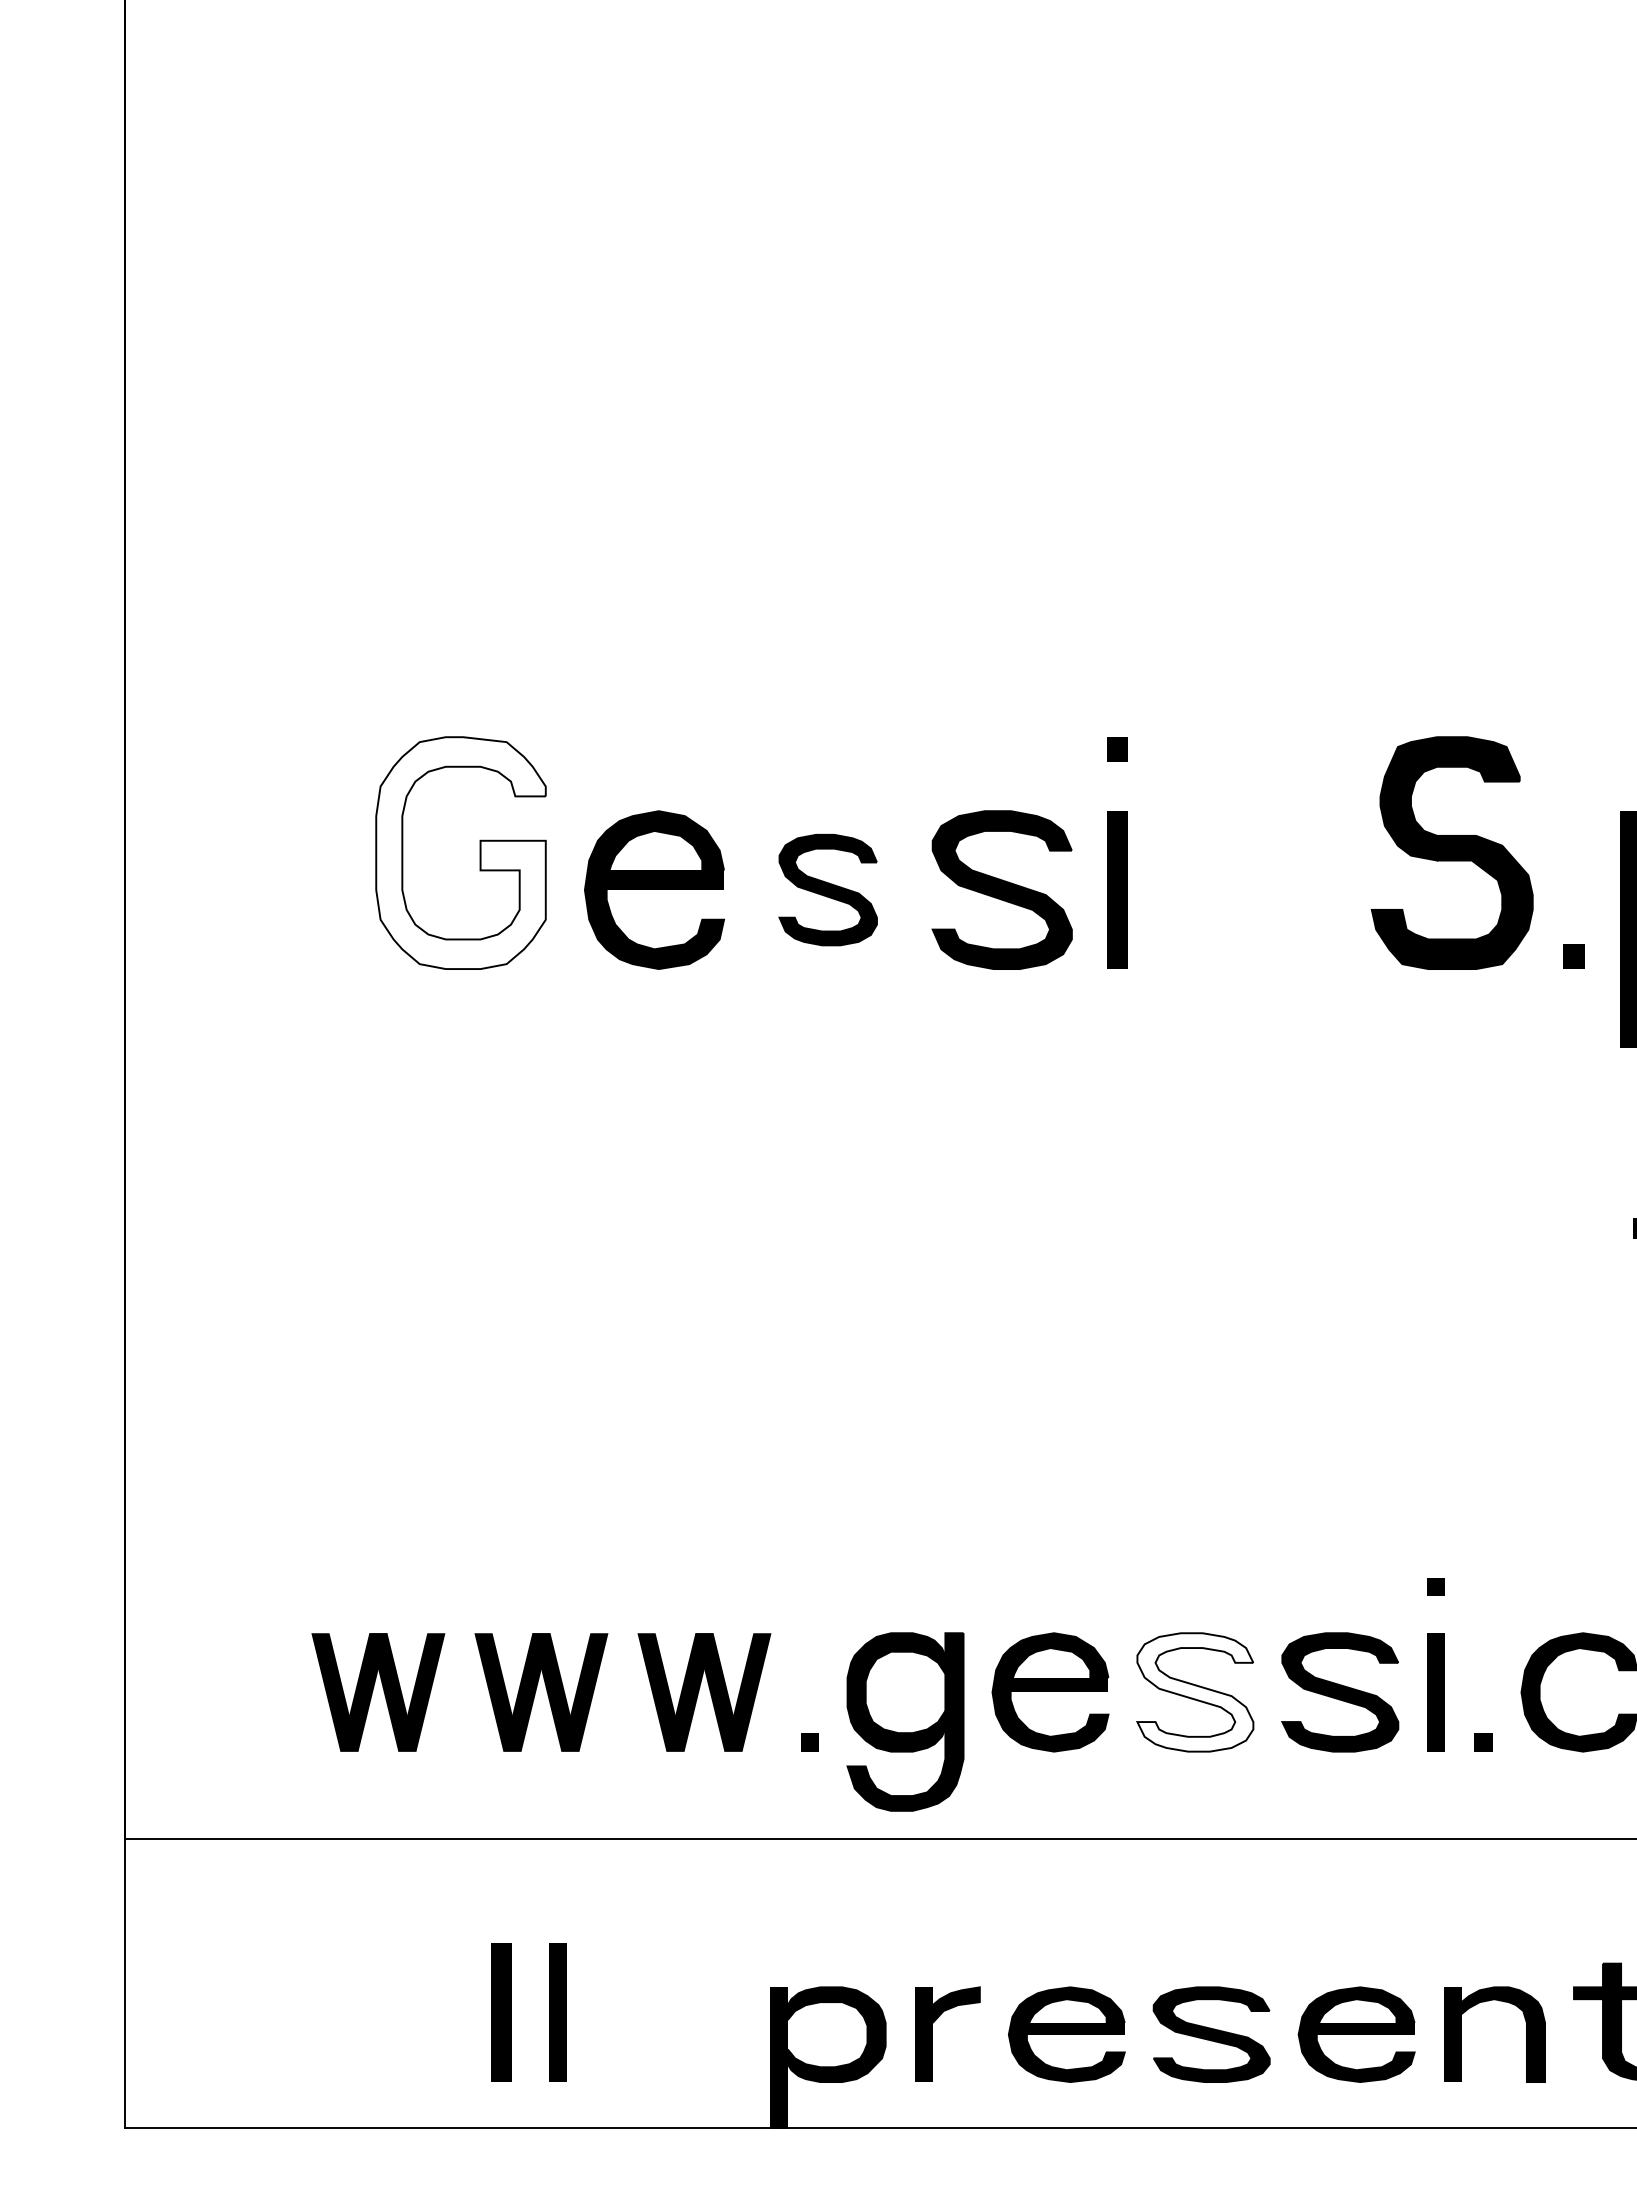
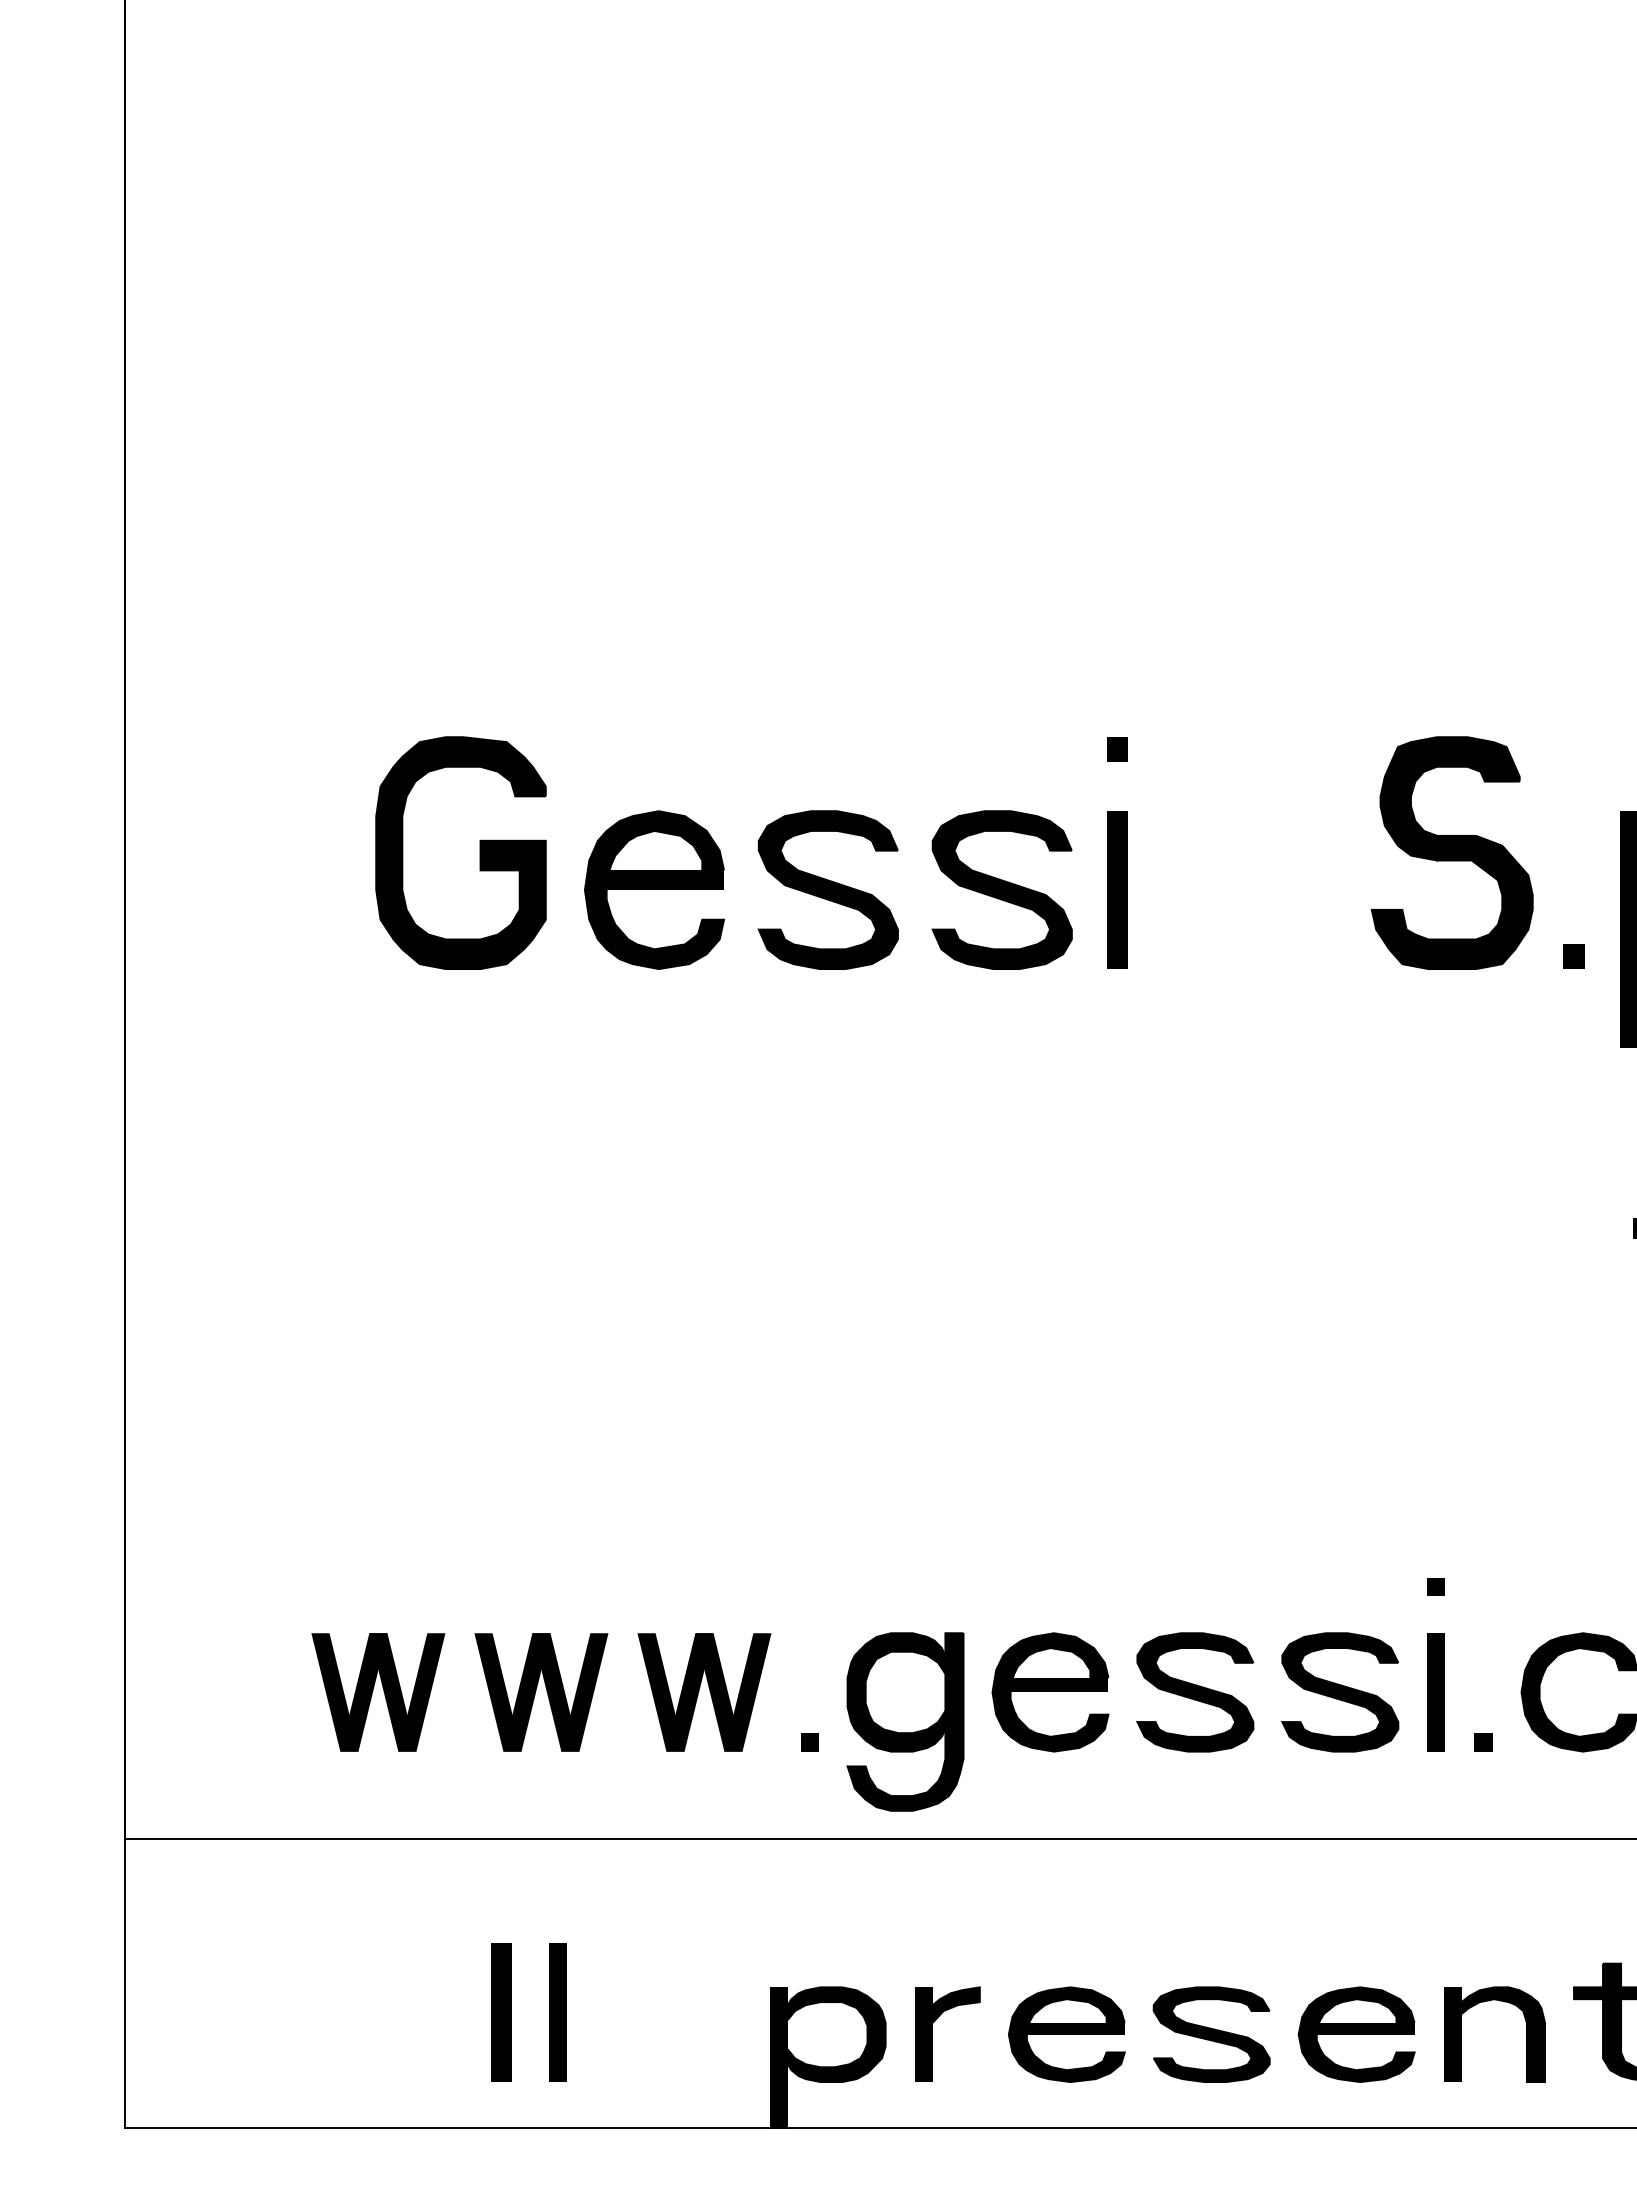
fill: none -> present (460, 853)
part size: 100x114 px -> 142x160 px (827, 889)
fill: none -> present (1195, 1692)
